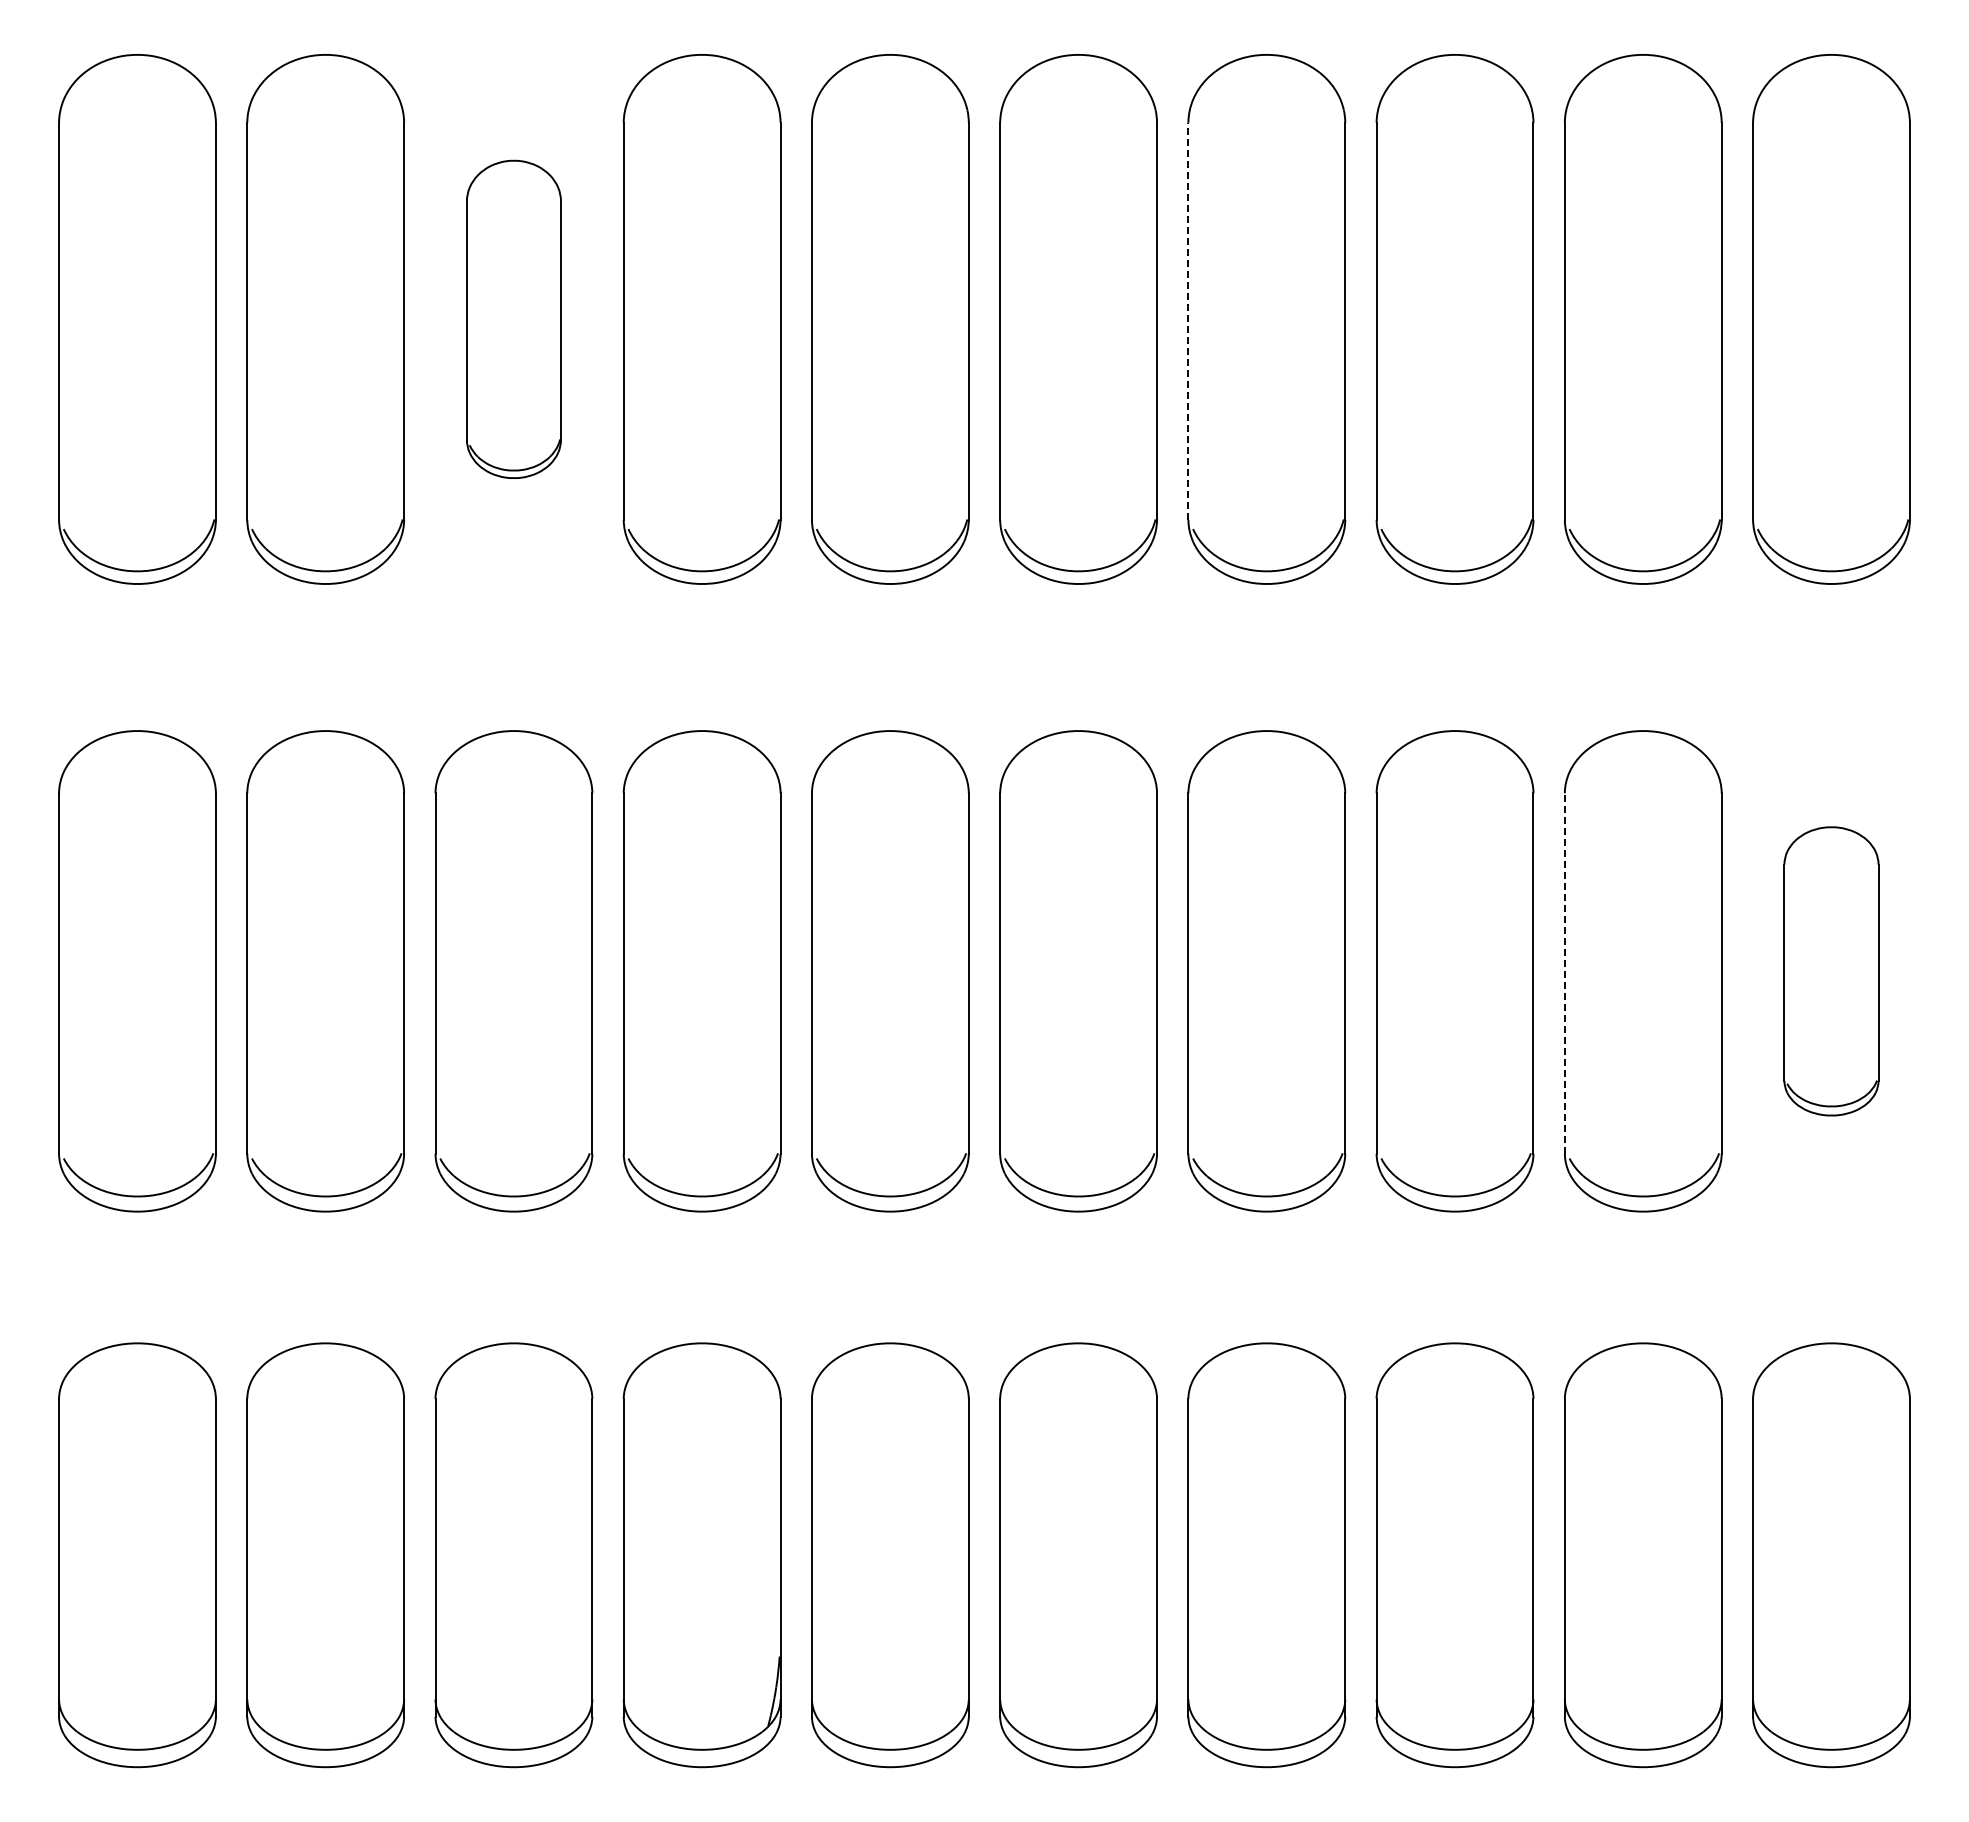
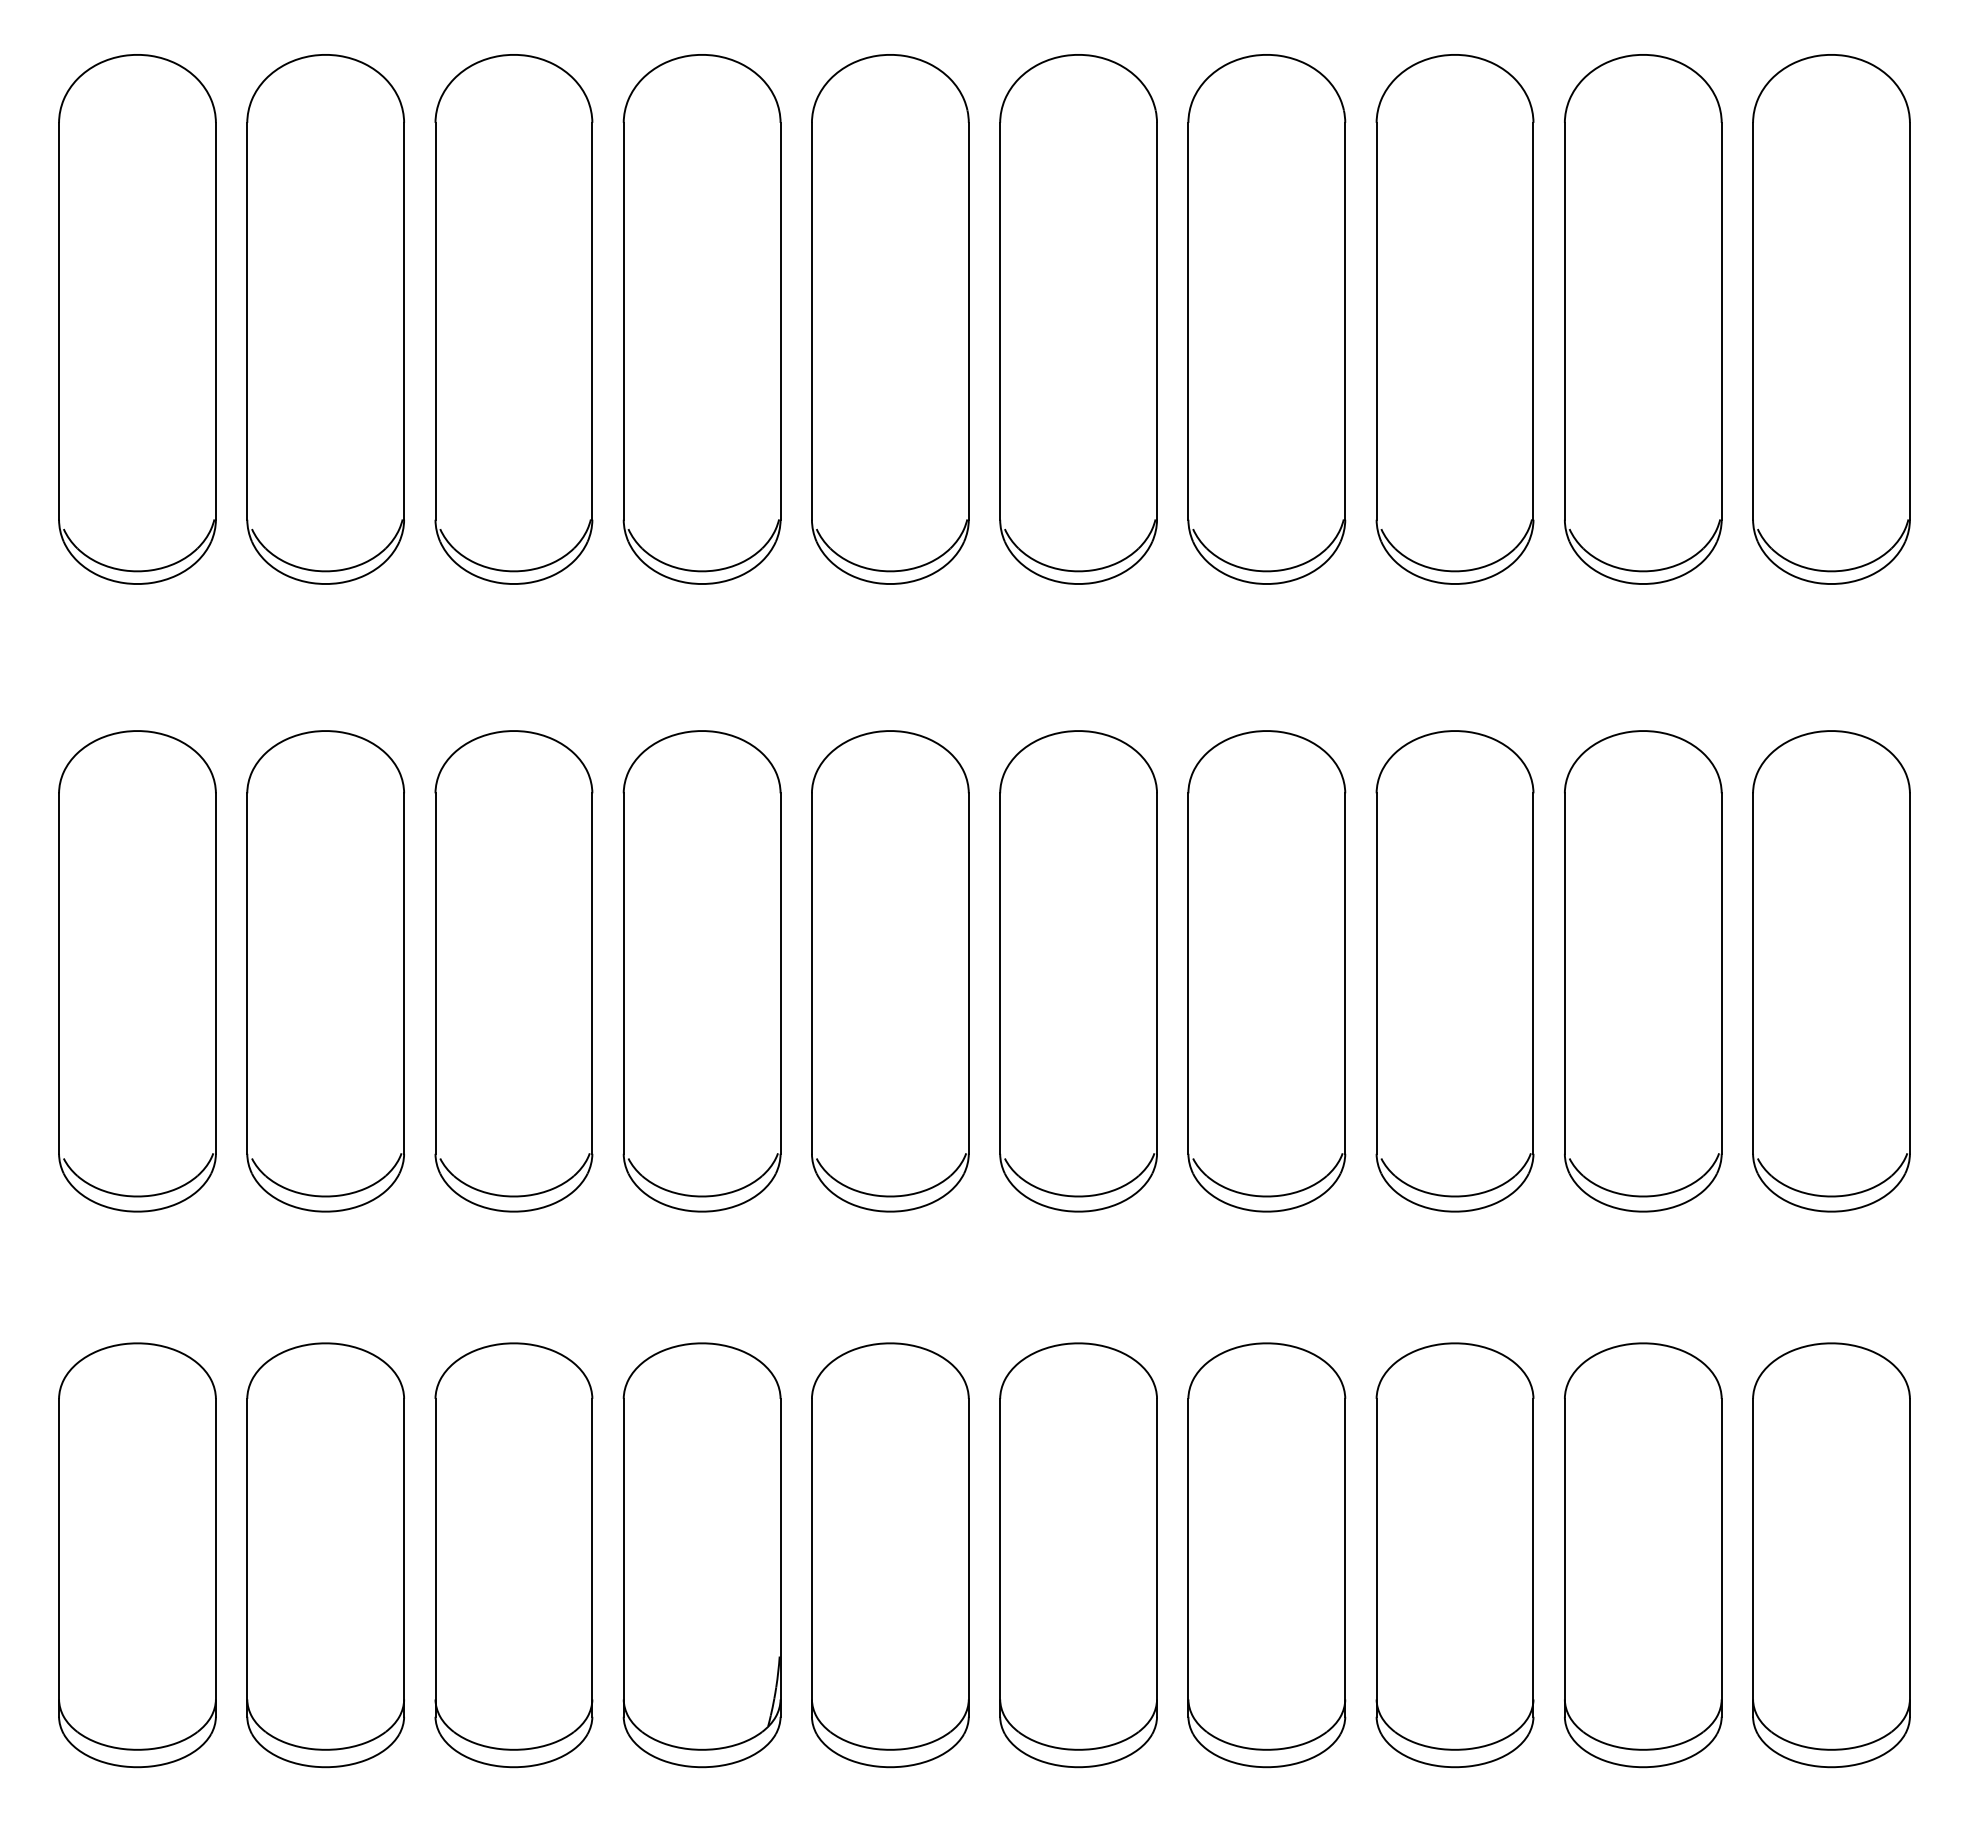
part size: 96x320 px -> 160x531 px (513, 319)
line: dashed -> solid (1188, 320)
part size: 97x291 px -> 159x483 px (1831, 971)
line: dashed -> solid (1564, 973)
